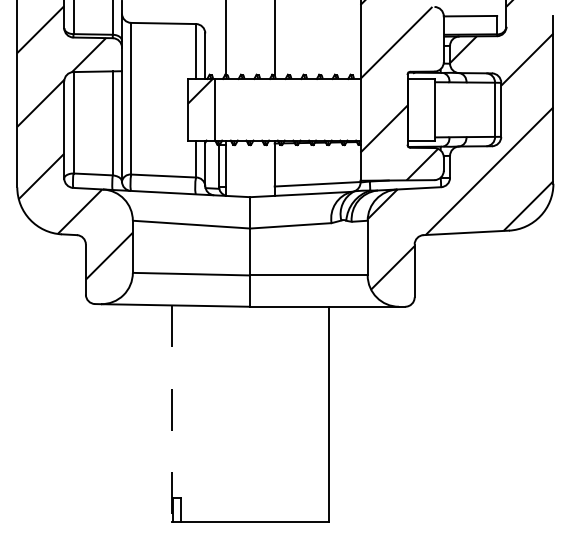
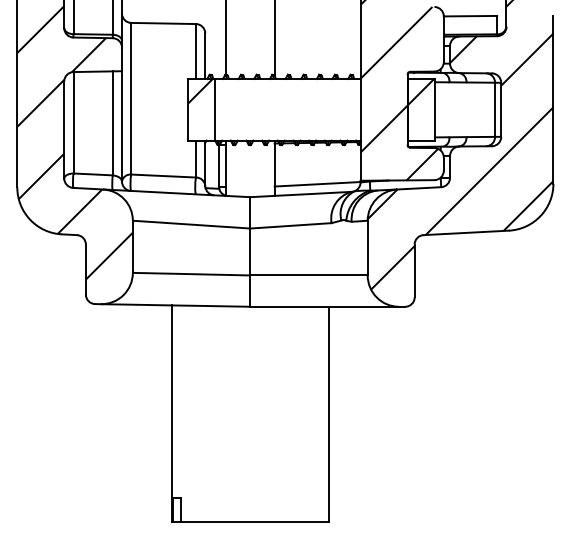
hatch: none -> present (420, 92)
line: dashed -> solid (171, 414)
